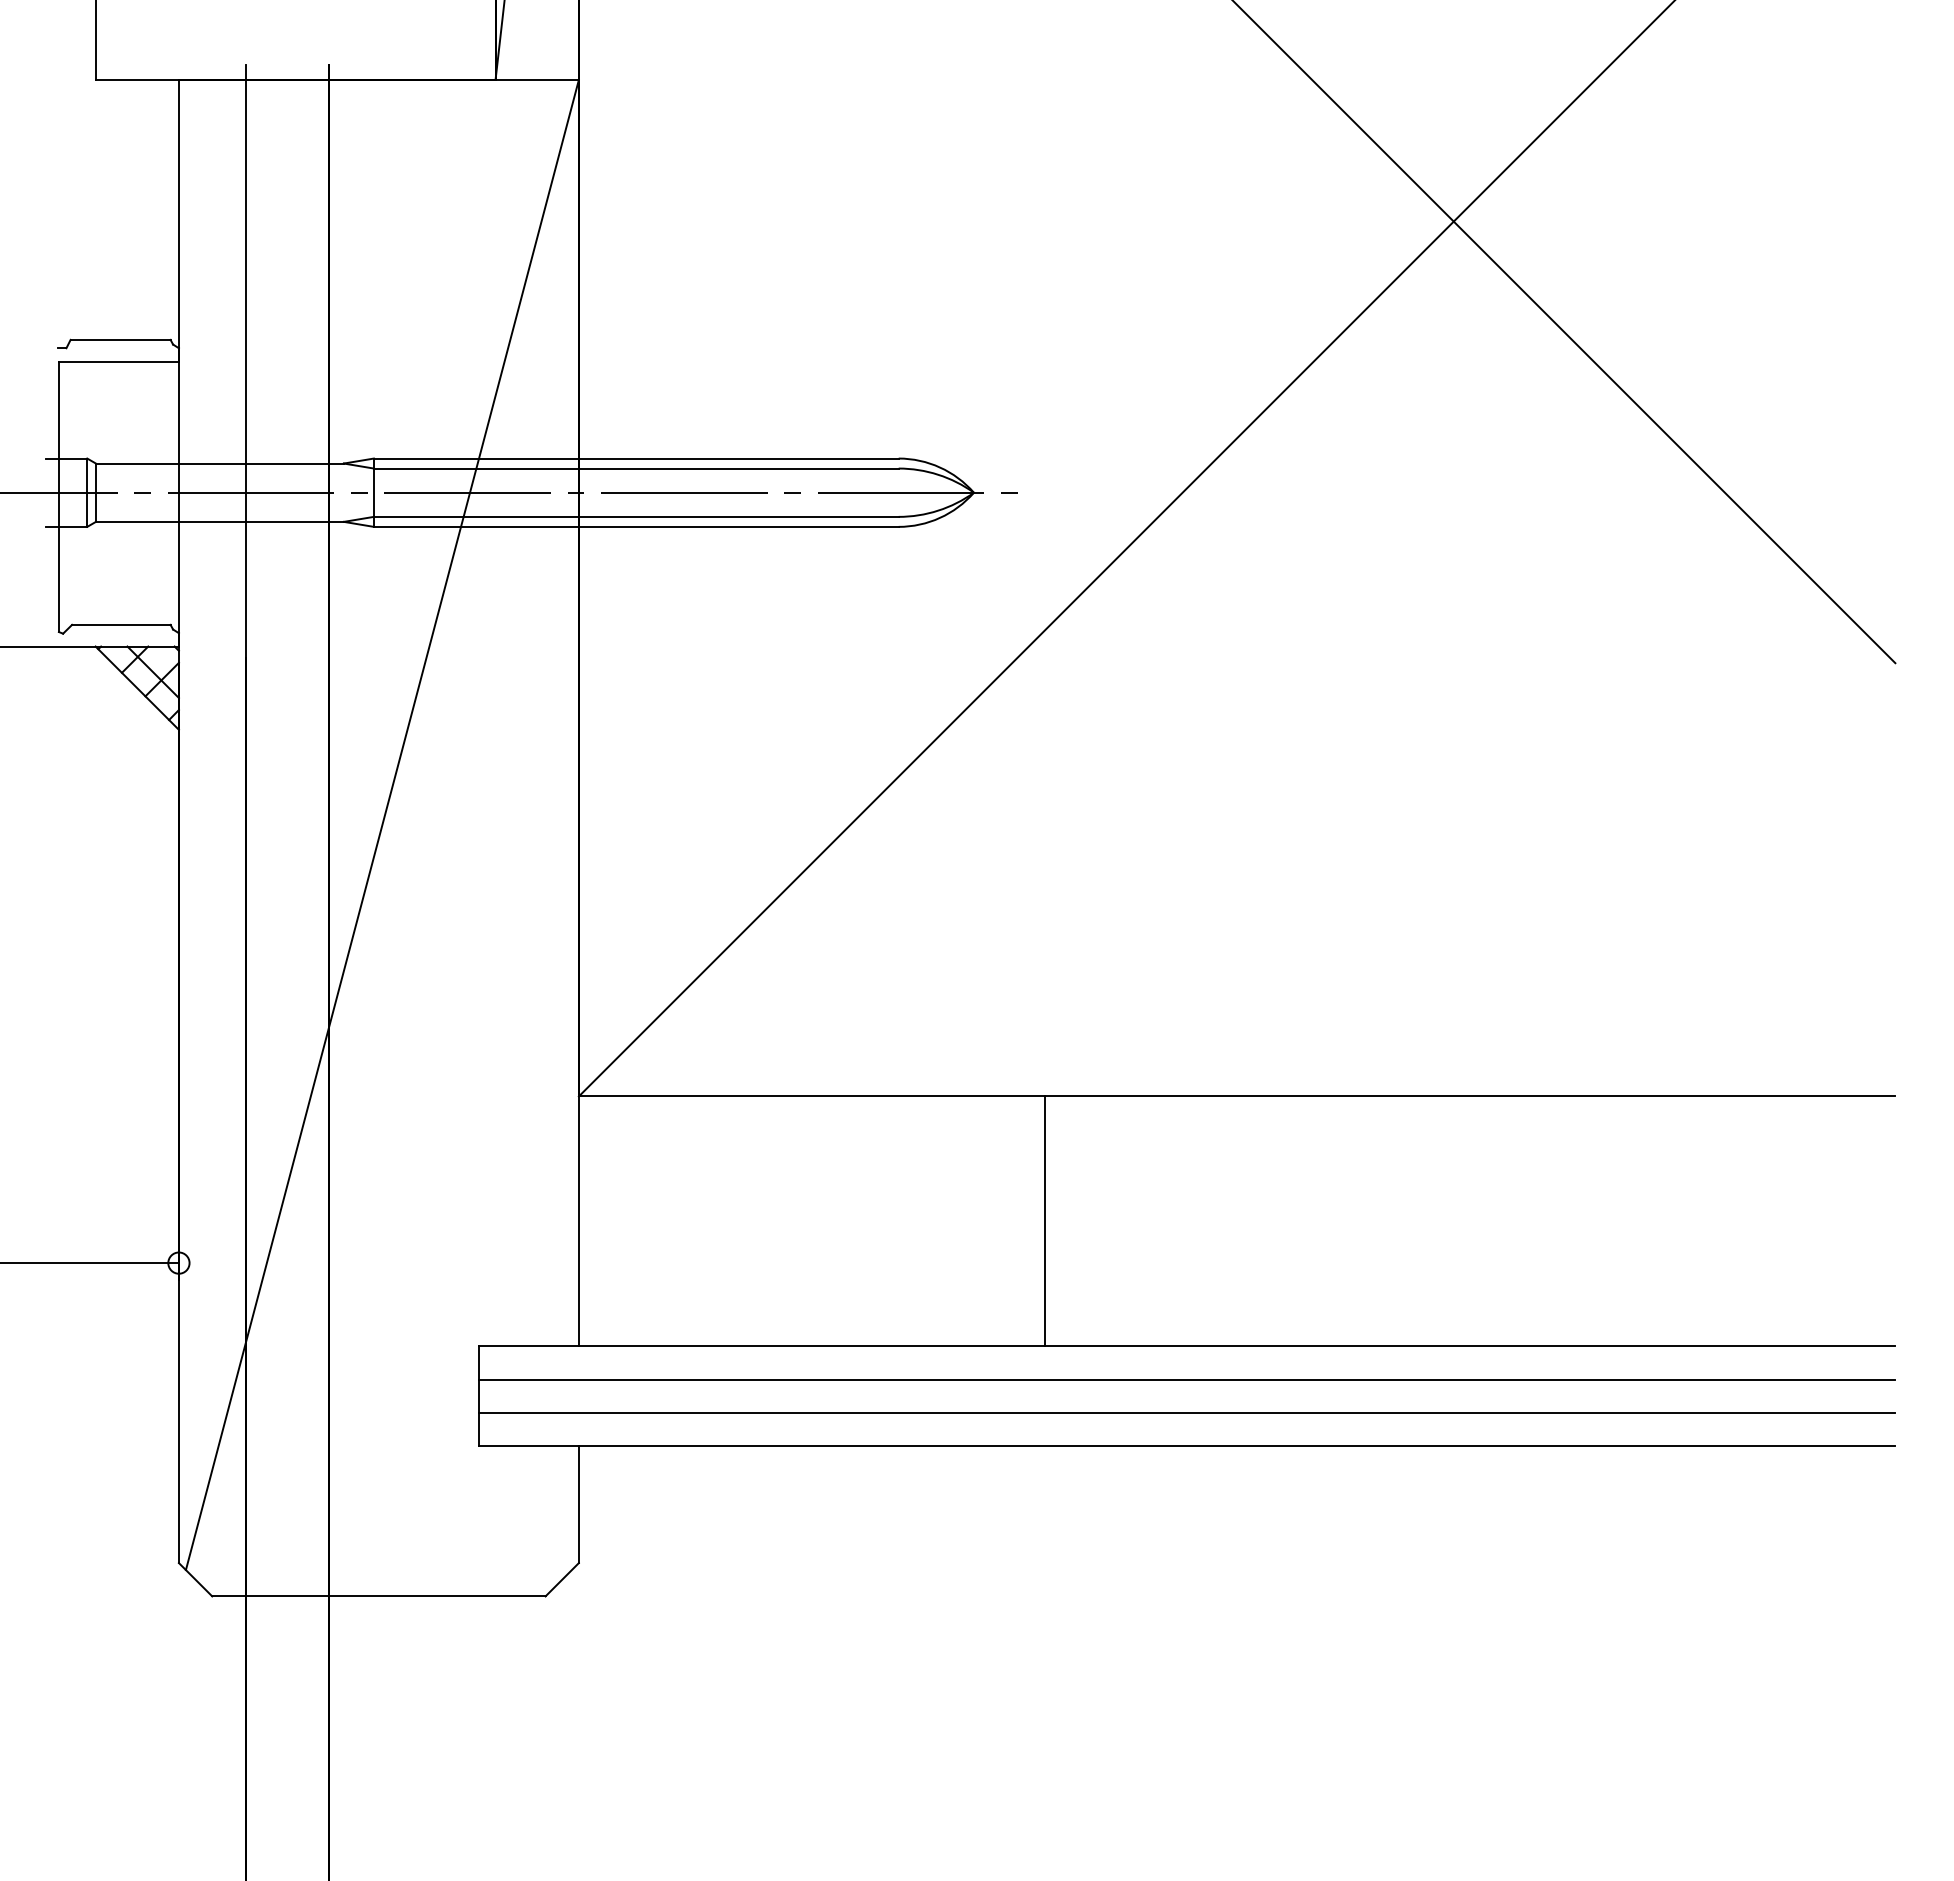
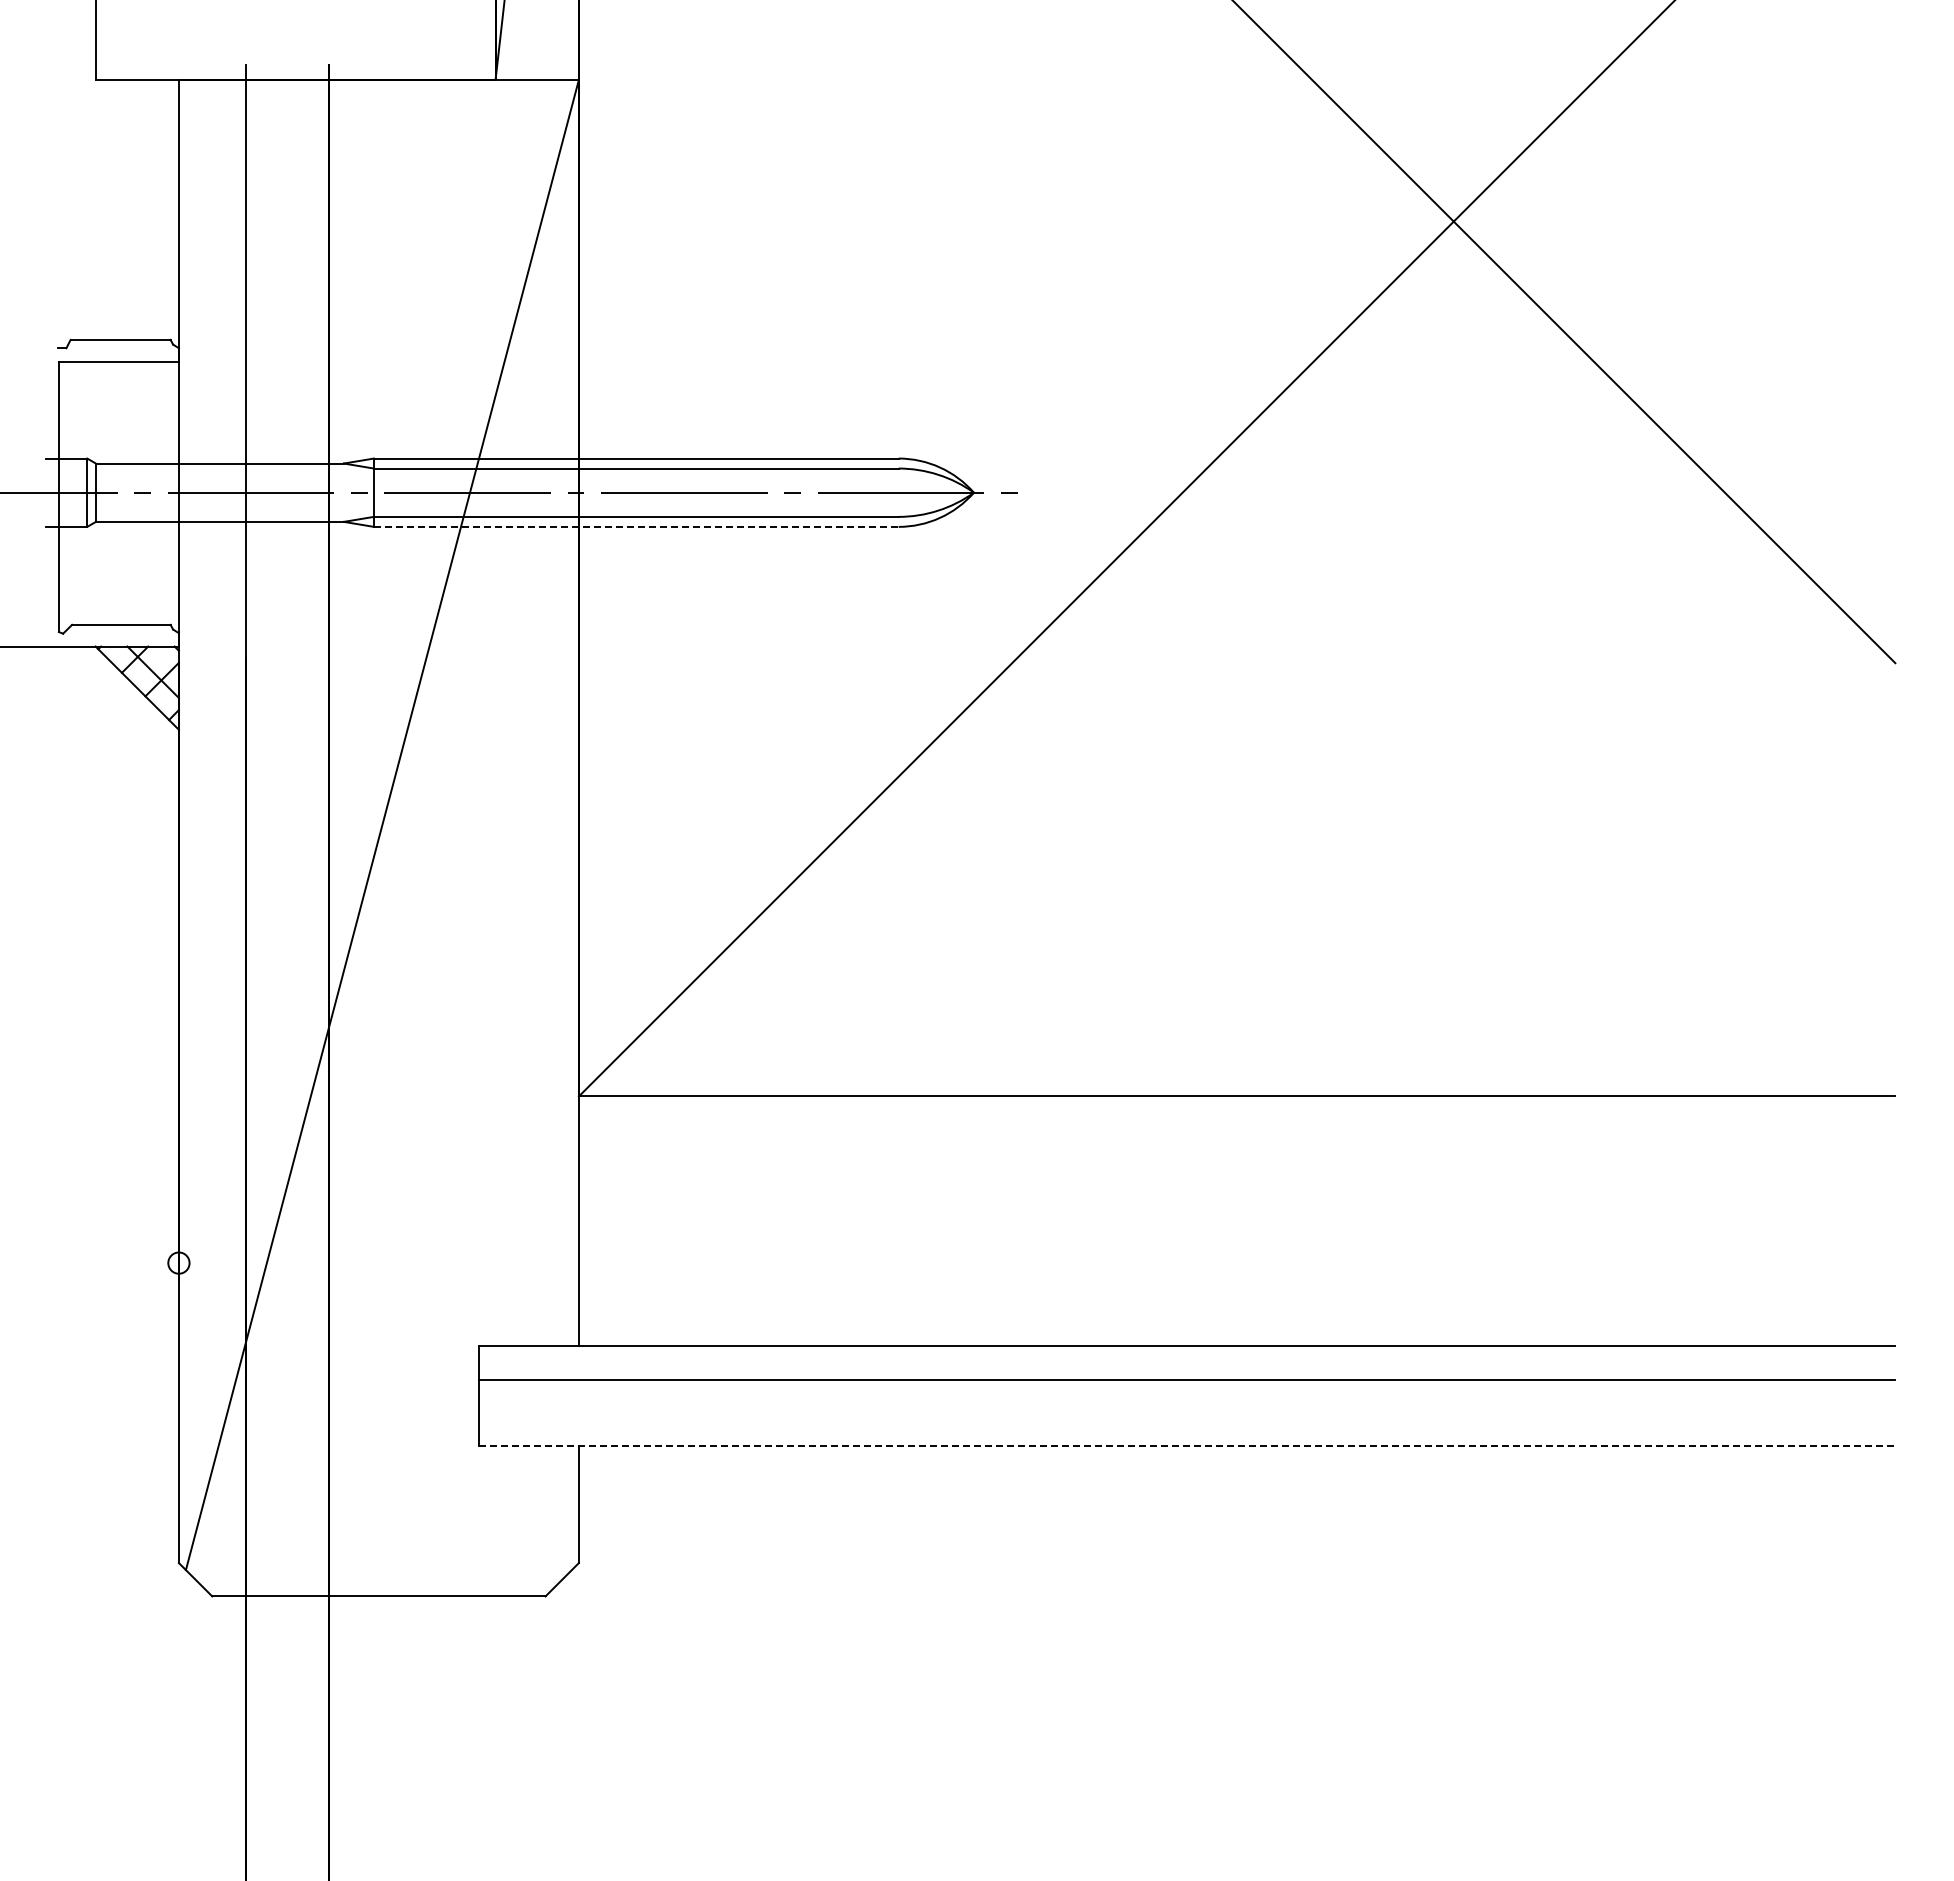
line: solid -> dashed (636, 526)
line: present -> none (1045, 1221)
line: present -> none (90, 1263)
line: present -> none (1186, 1413)
line: solid -> dashed (1187, 1446)
